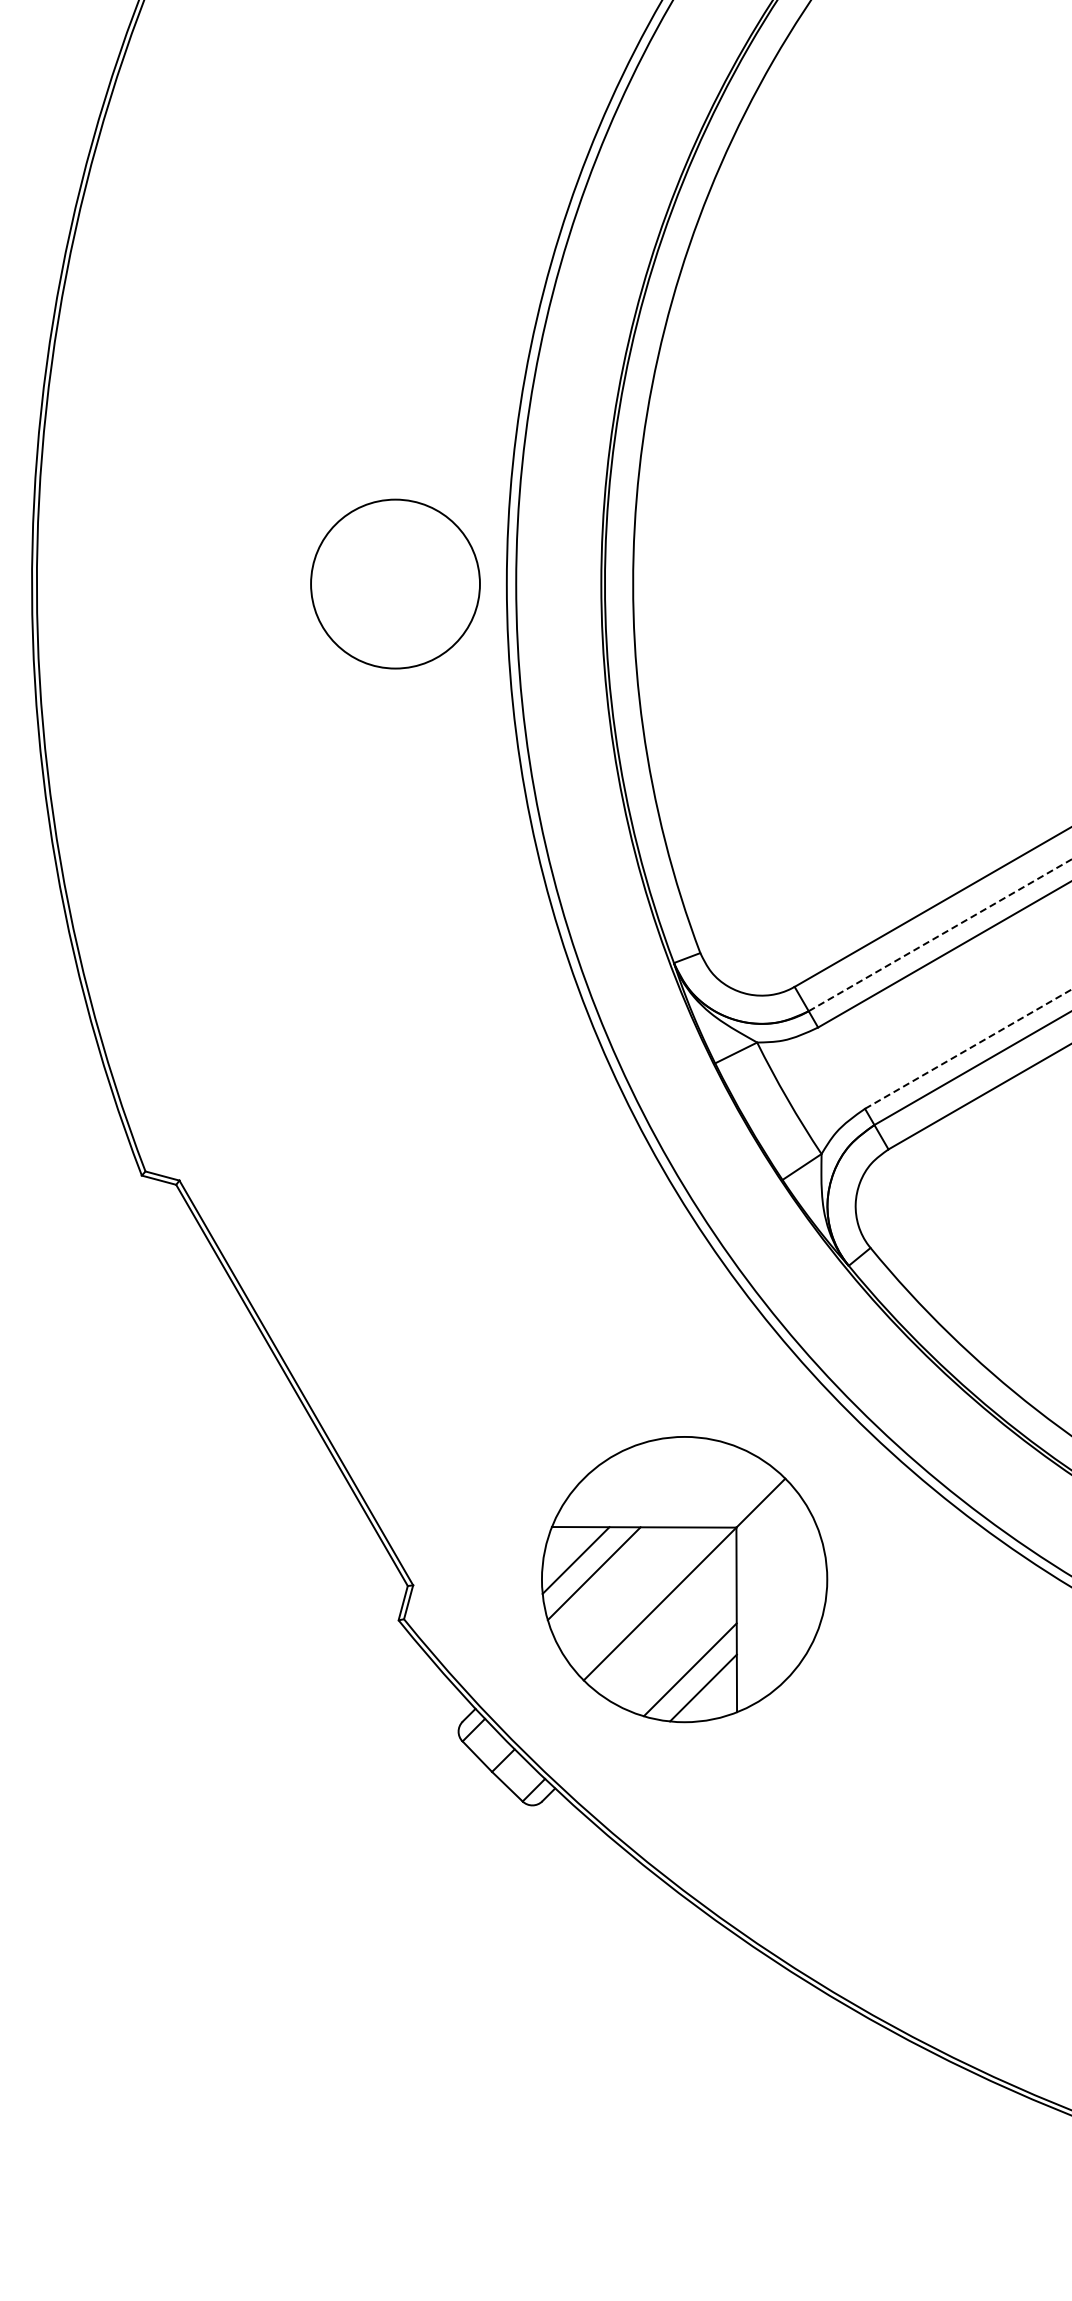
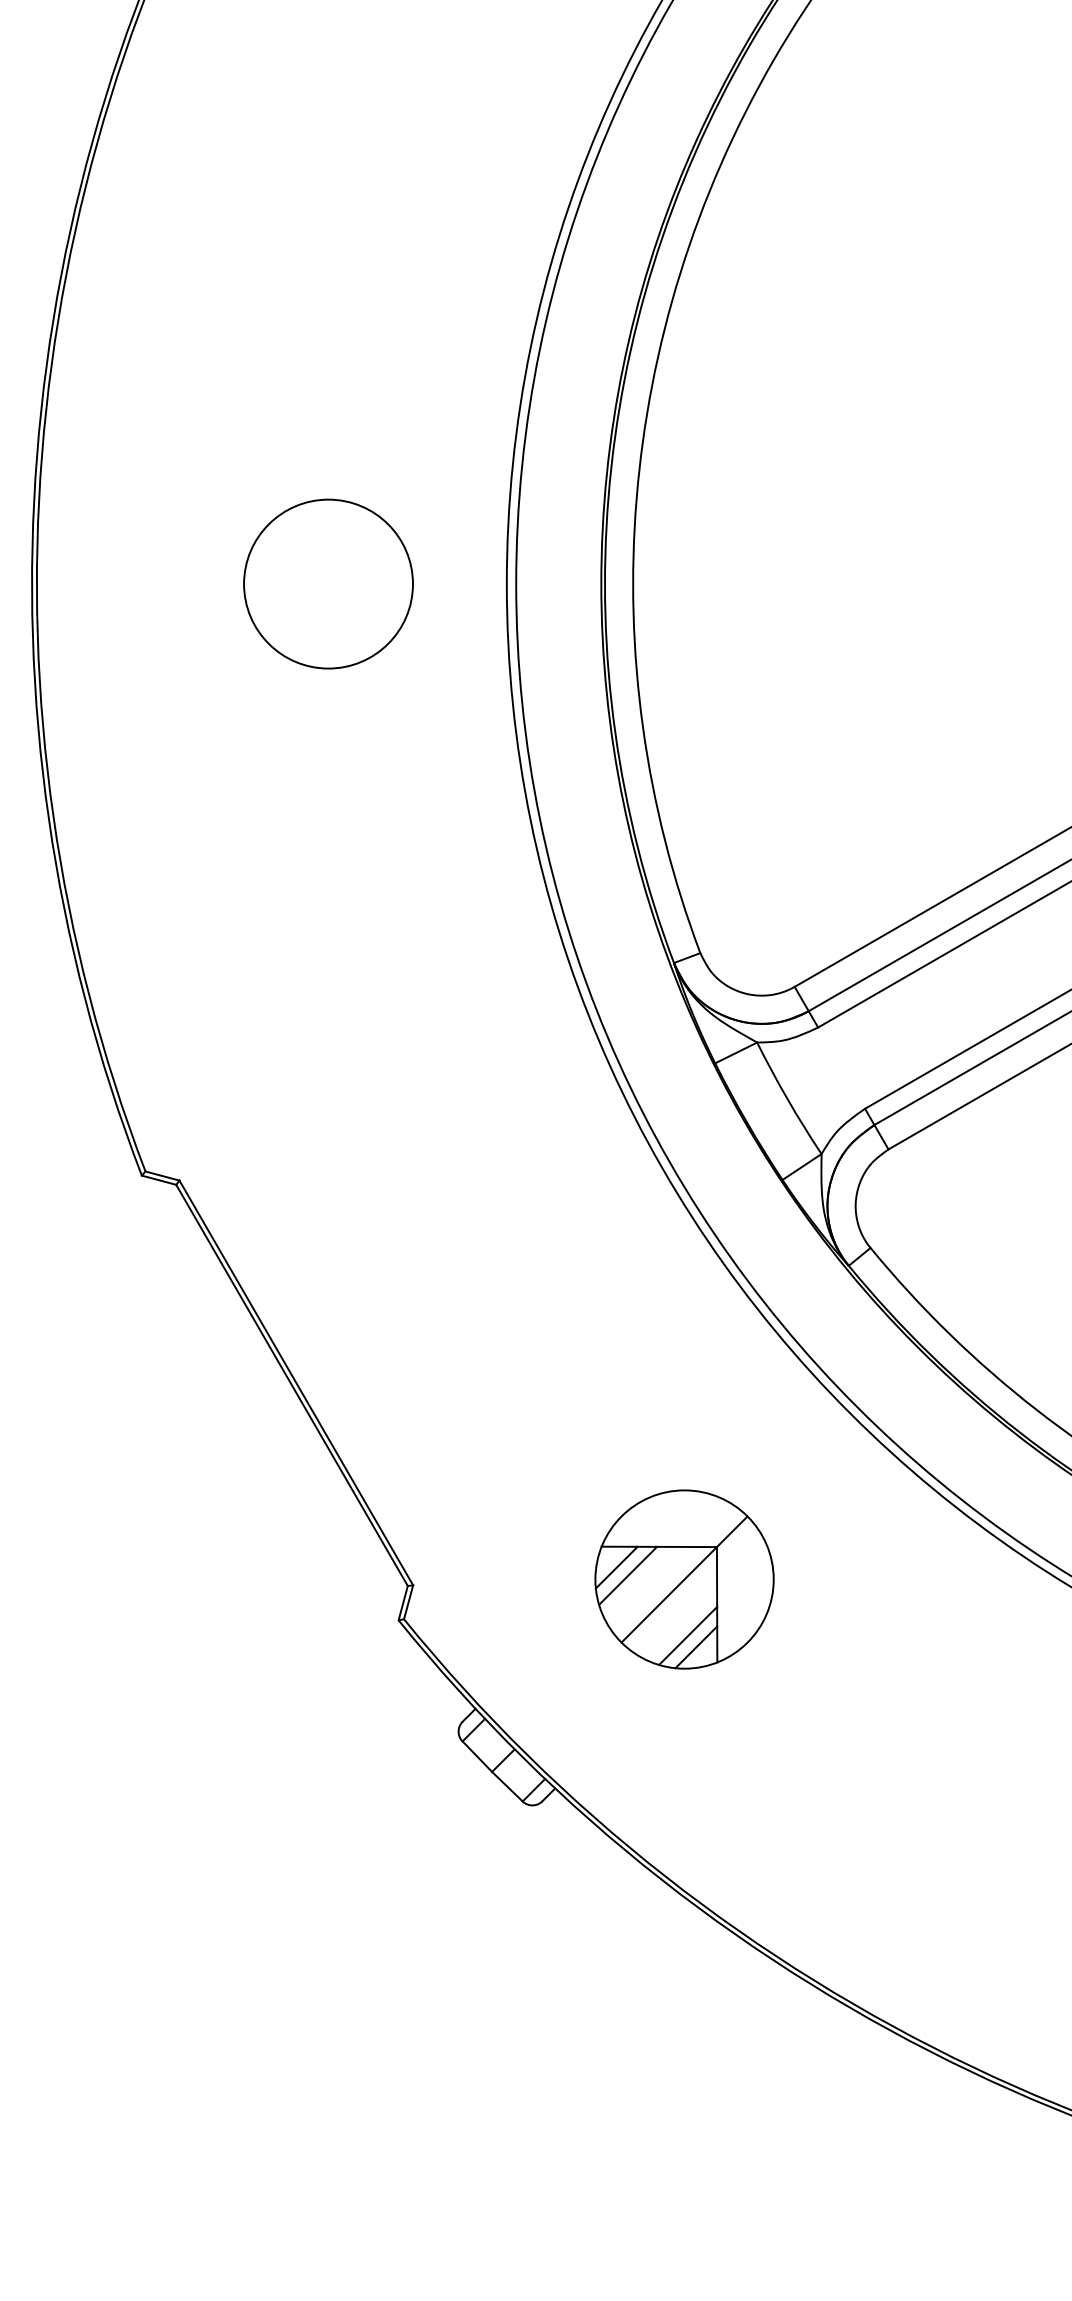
circle position: (395, 583) -> (328, 583) (328, 583)
line: dashed -> solid (940, 935)
line: dashed -> solid (968, 1049)
part size: 288x288 px -> 181x181 px (684, 1579)
